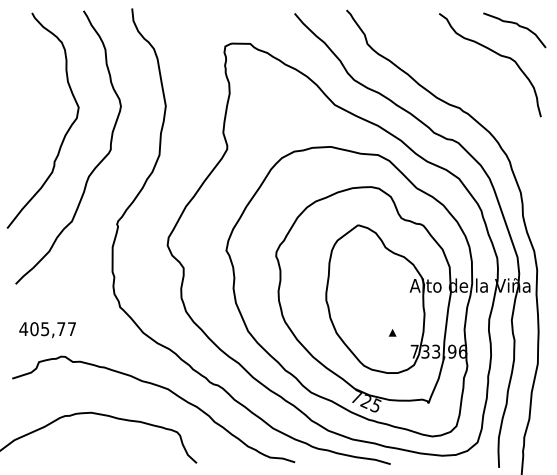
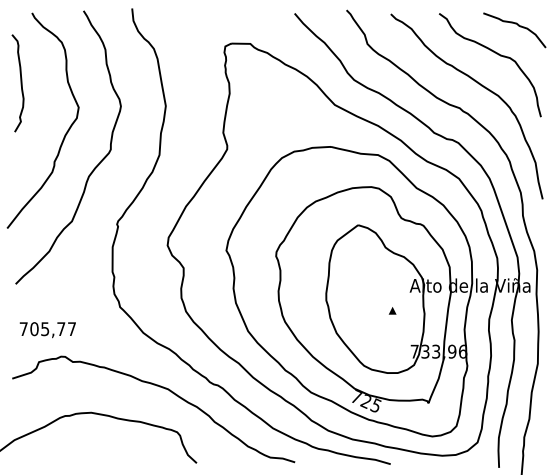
curve: none -> present (20, 83)
curve: none -> present (481, 86)
text: 405,77 -> 705,77 (23, 328)
part position: (392, 332) -> (392, 310) (392, 310)
